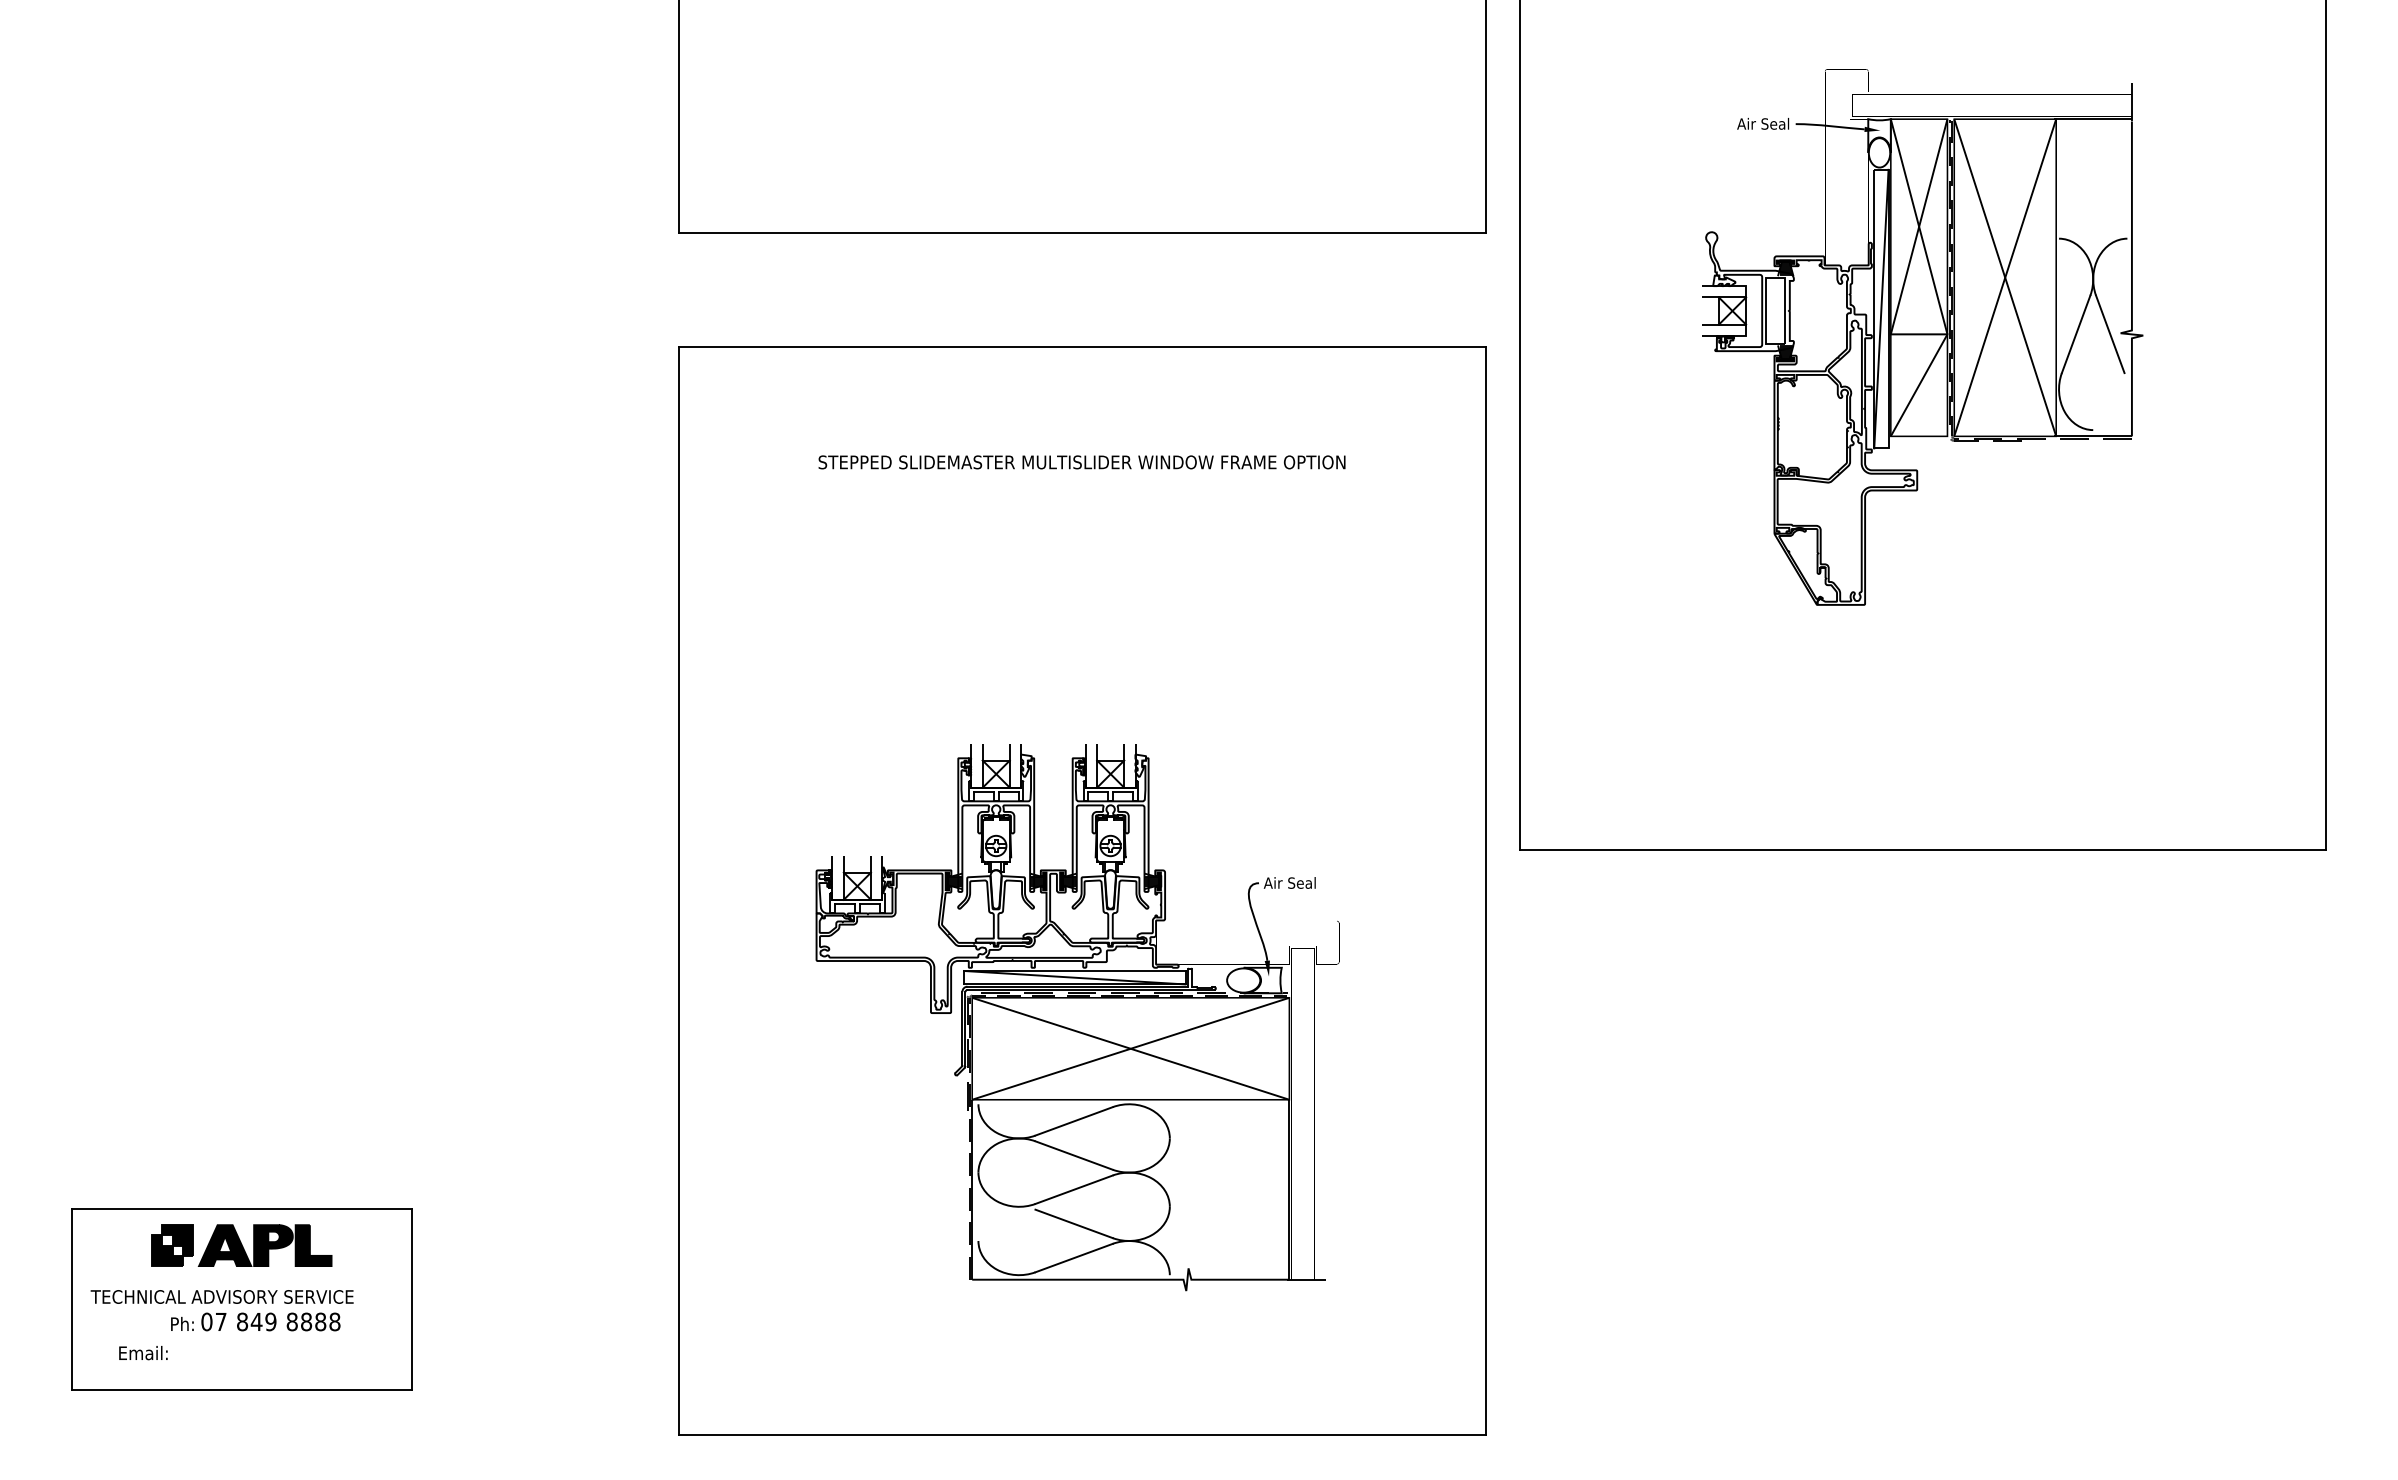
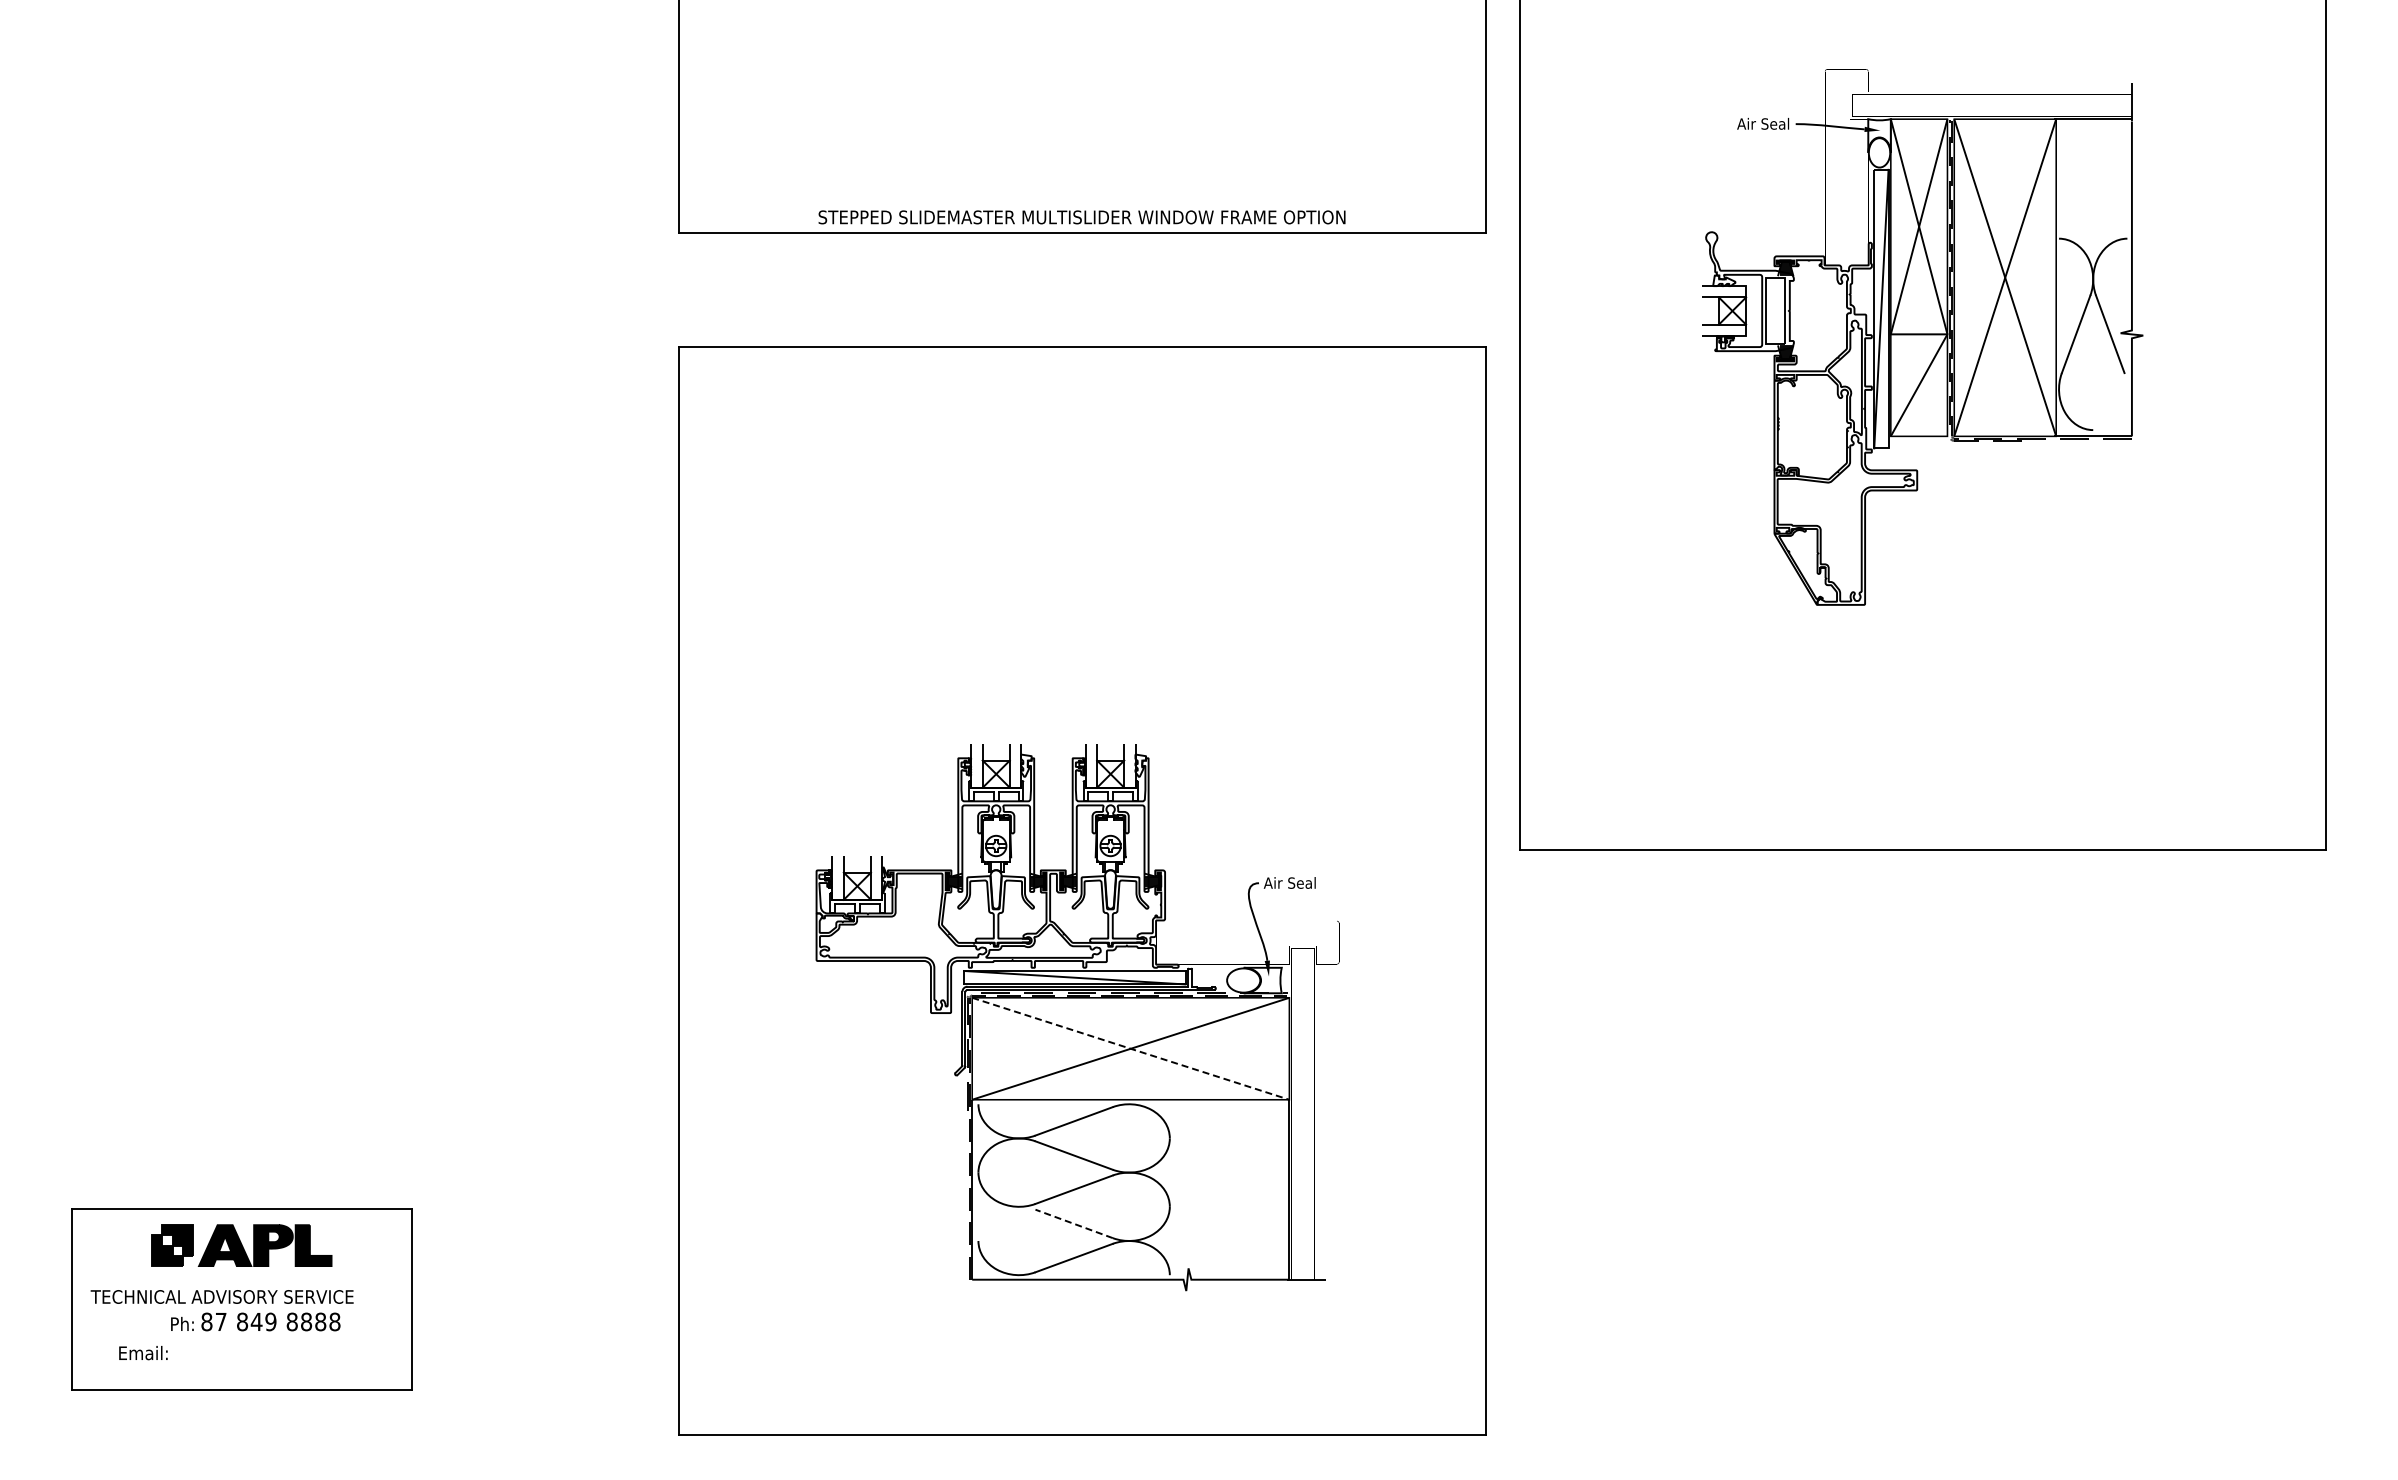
text position: (1081, 462) -> (1081, 217) (1081, 217)
line: solid -> dashed (1130, 1048)
line: solid -> dashed (1073, 1223)
text: 07 -> 87 (206, 1321)
